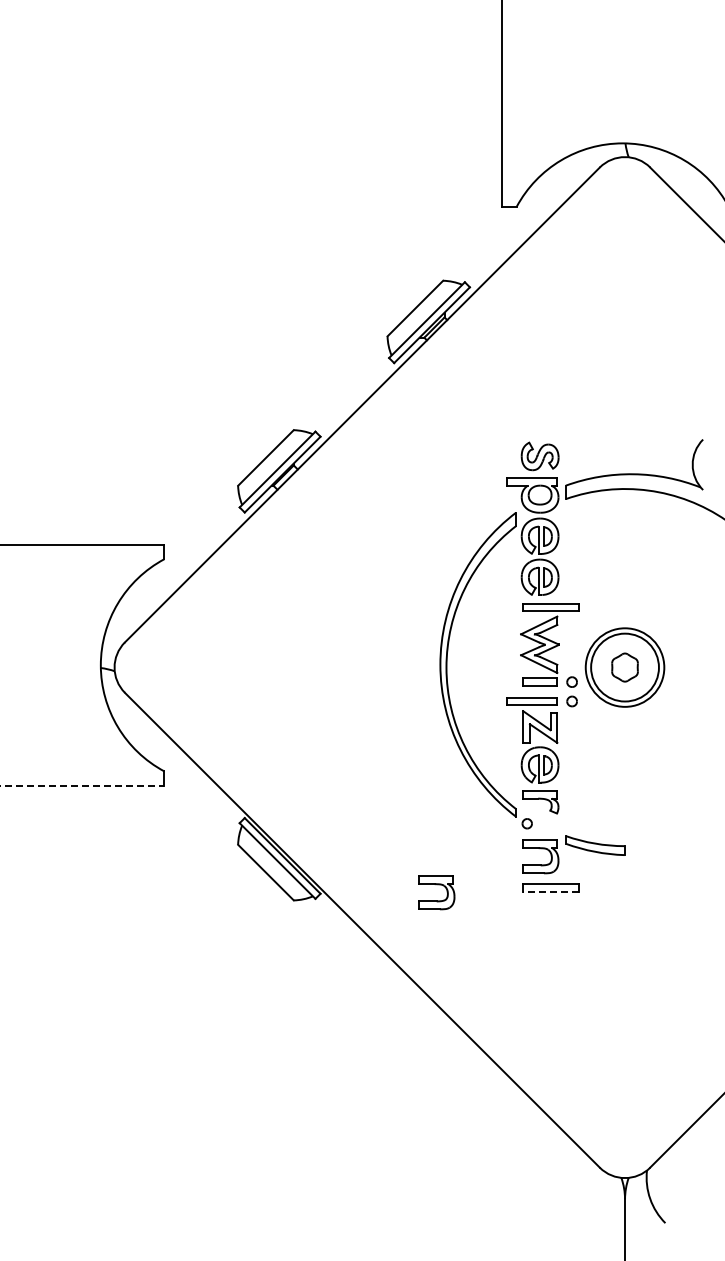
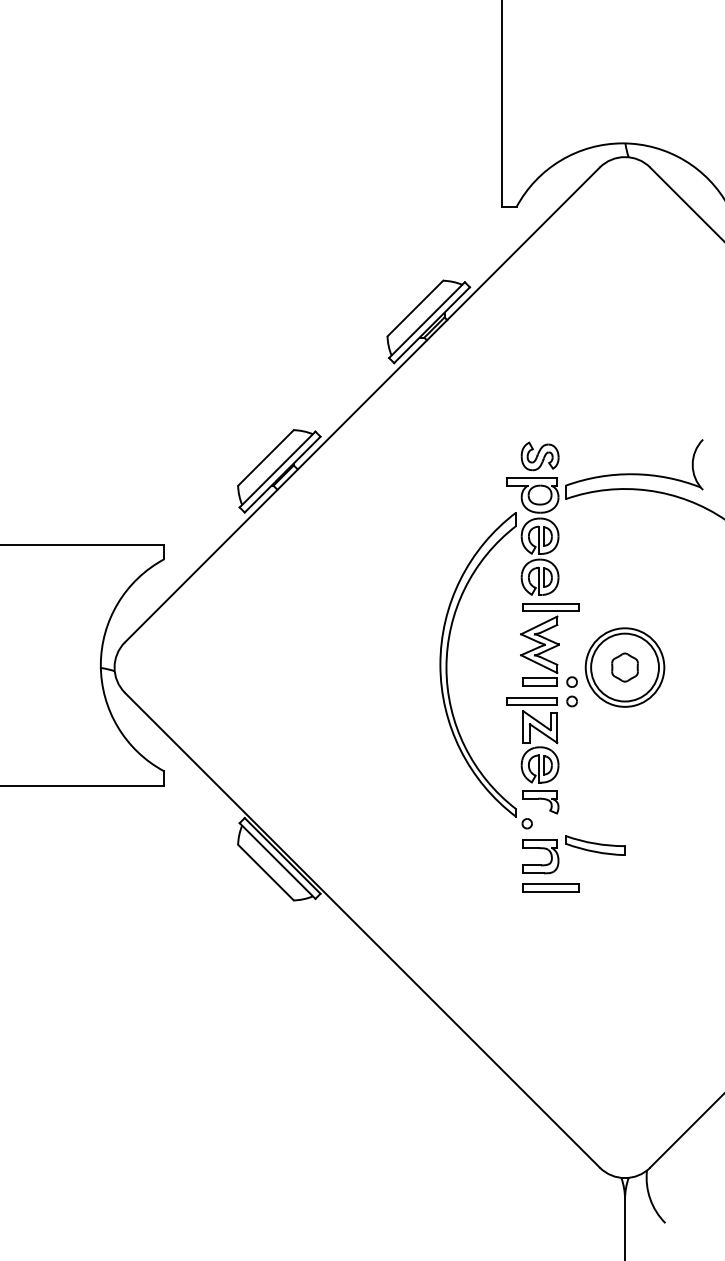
line: dashed -> solid (82, 785)
part: present -> none (436, 885)
line: dashed -> solid (551, 891)
